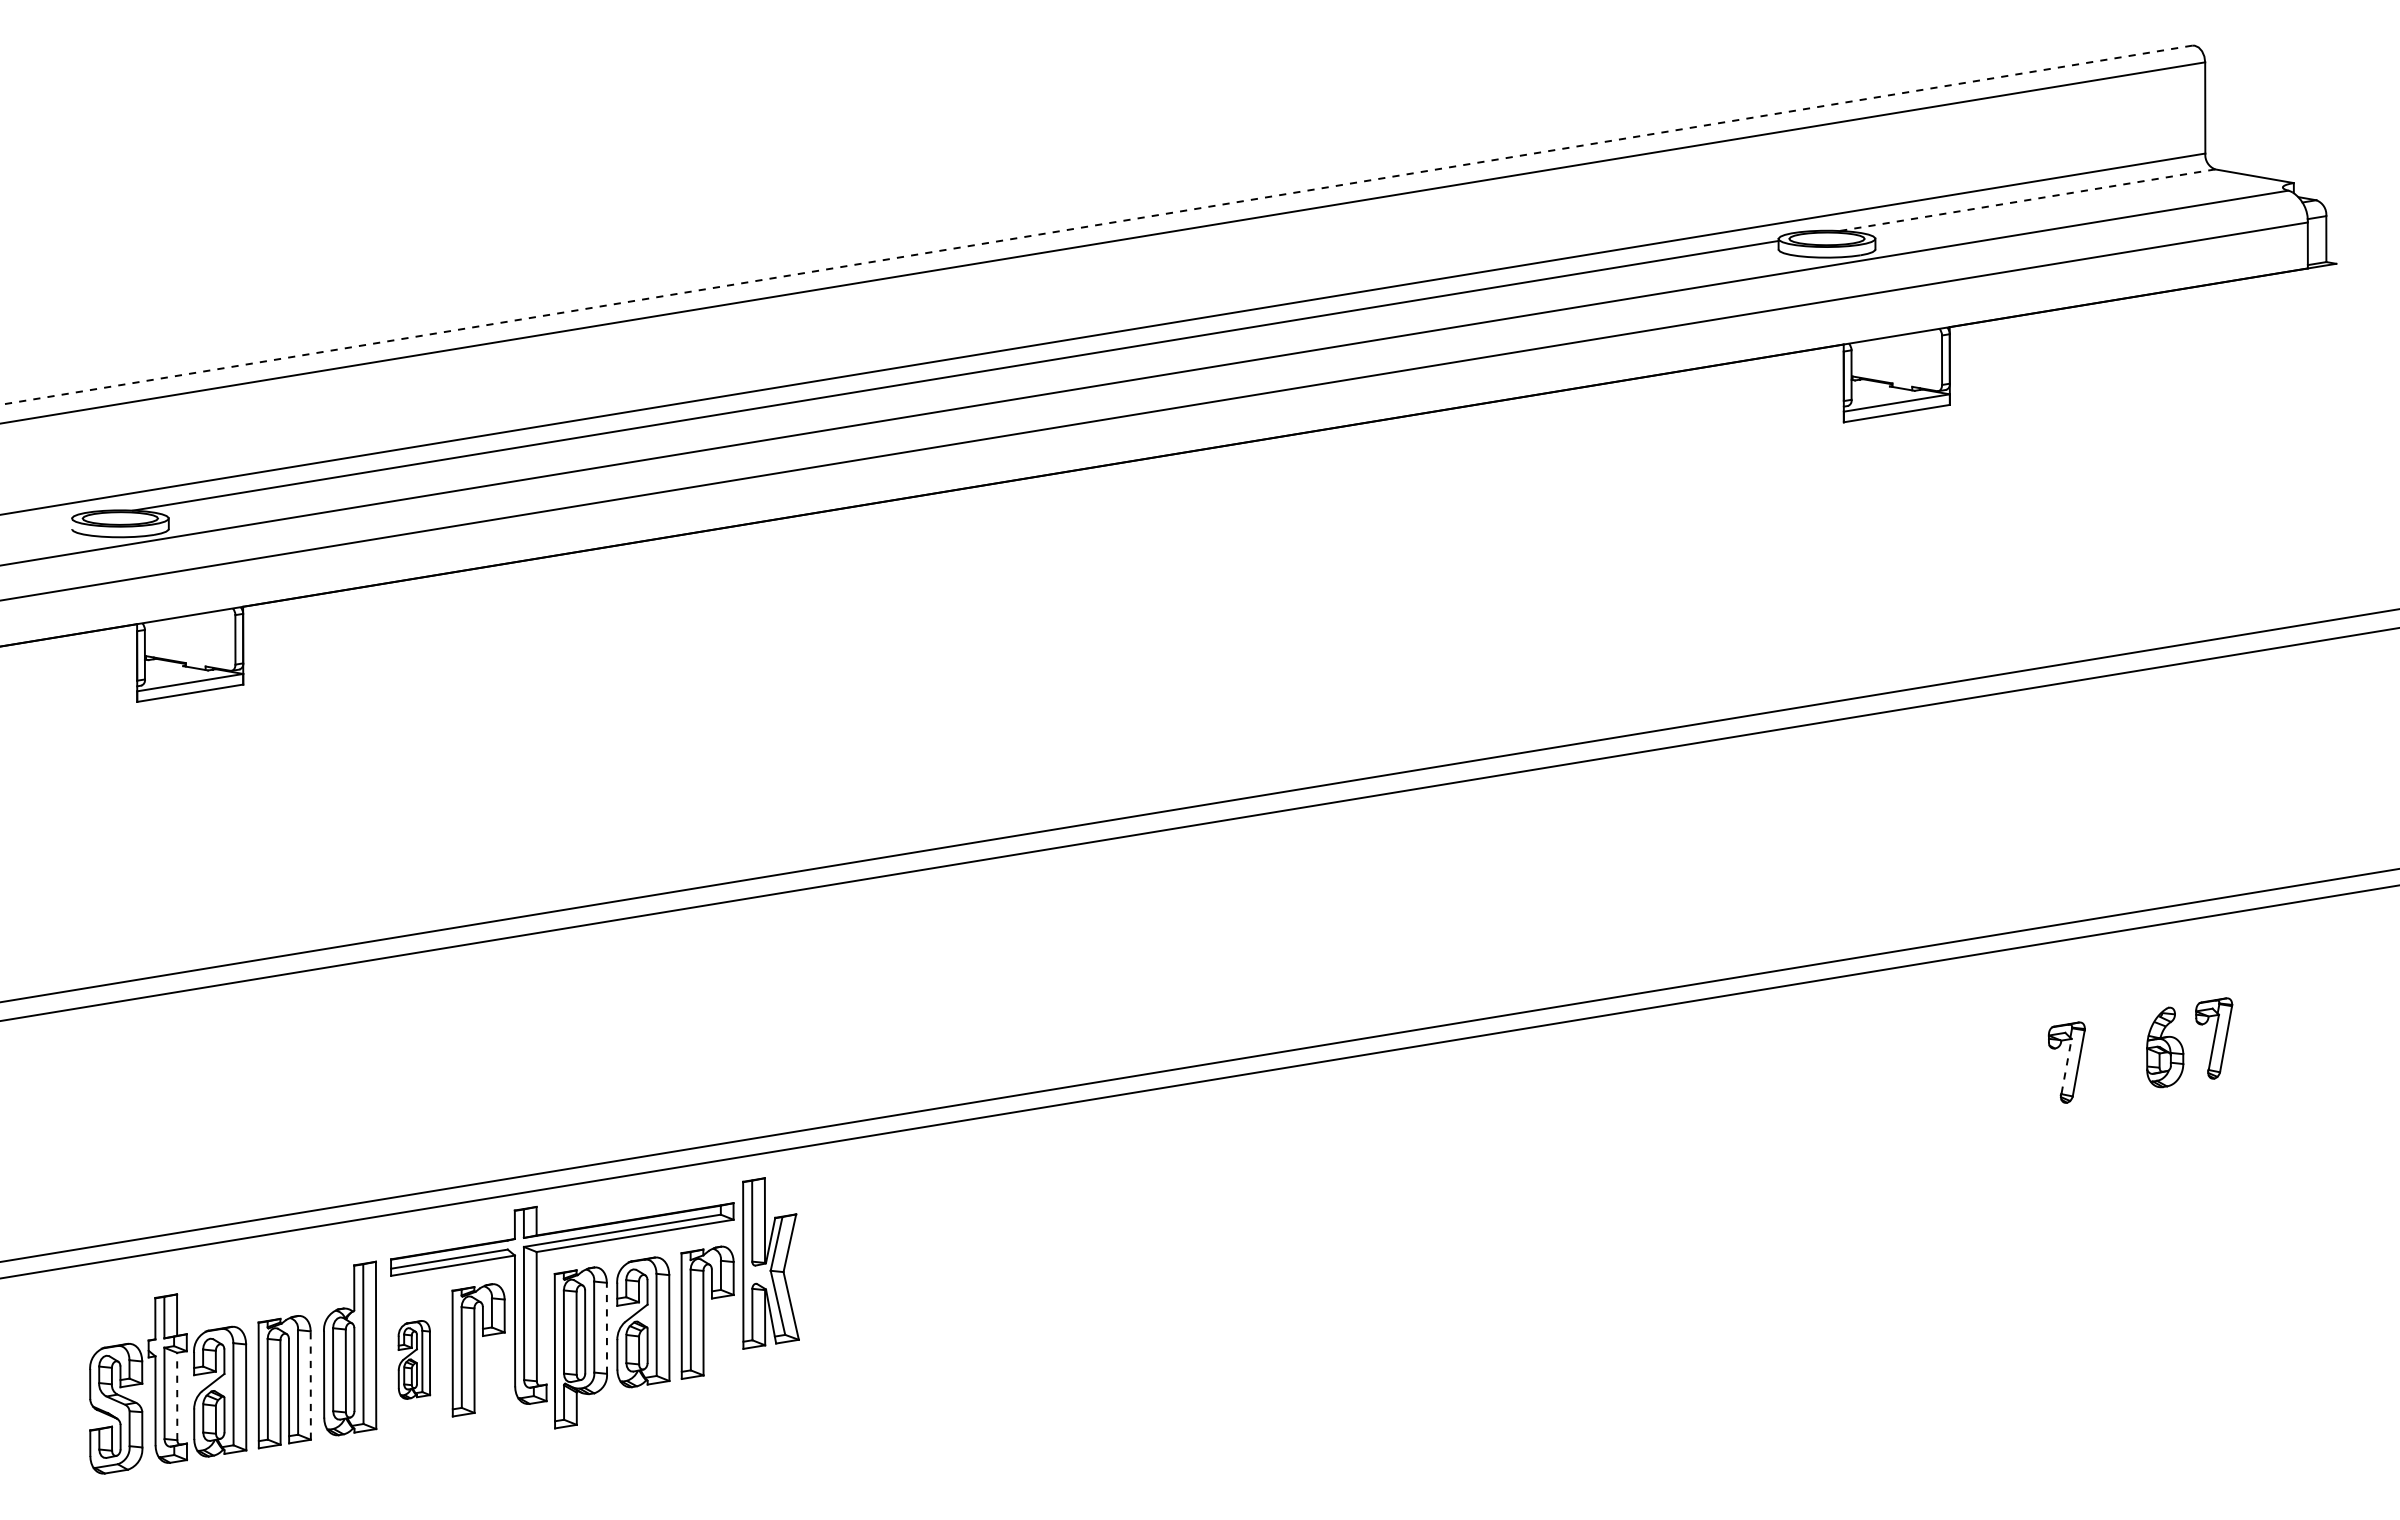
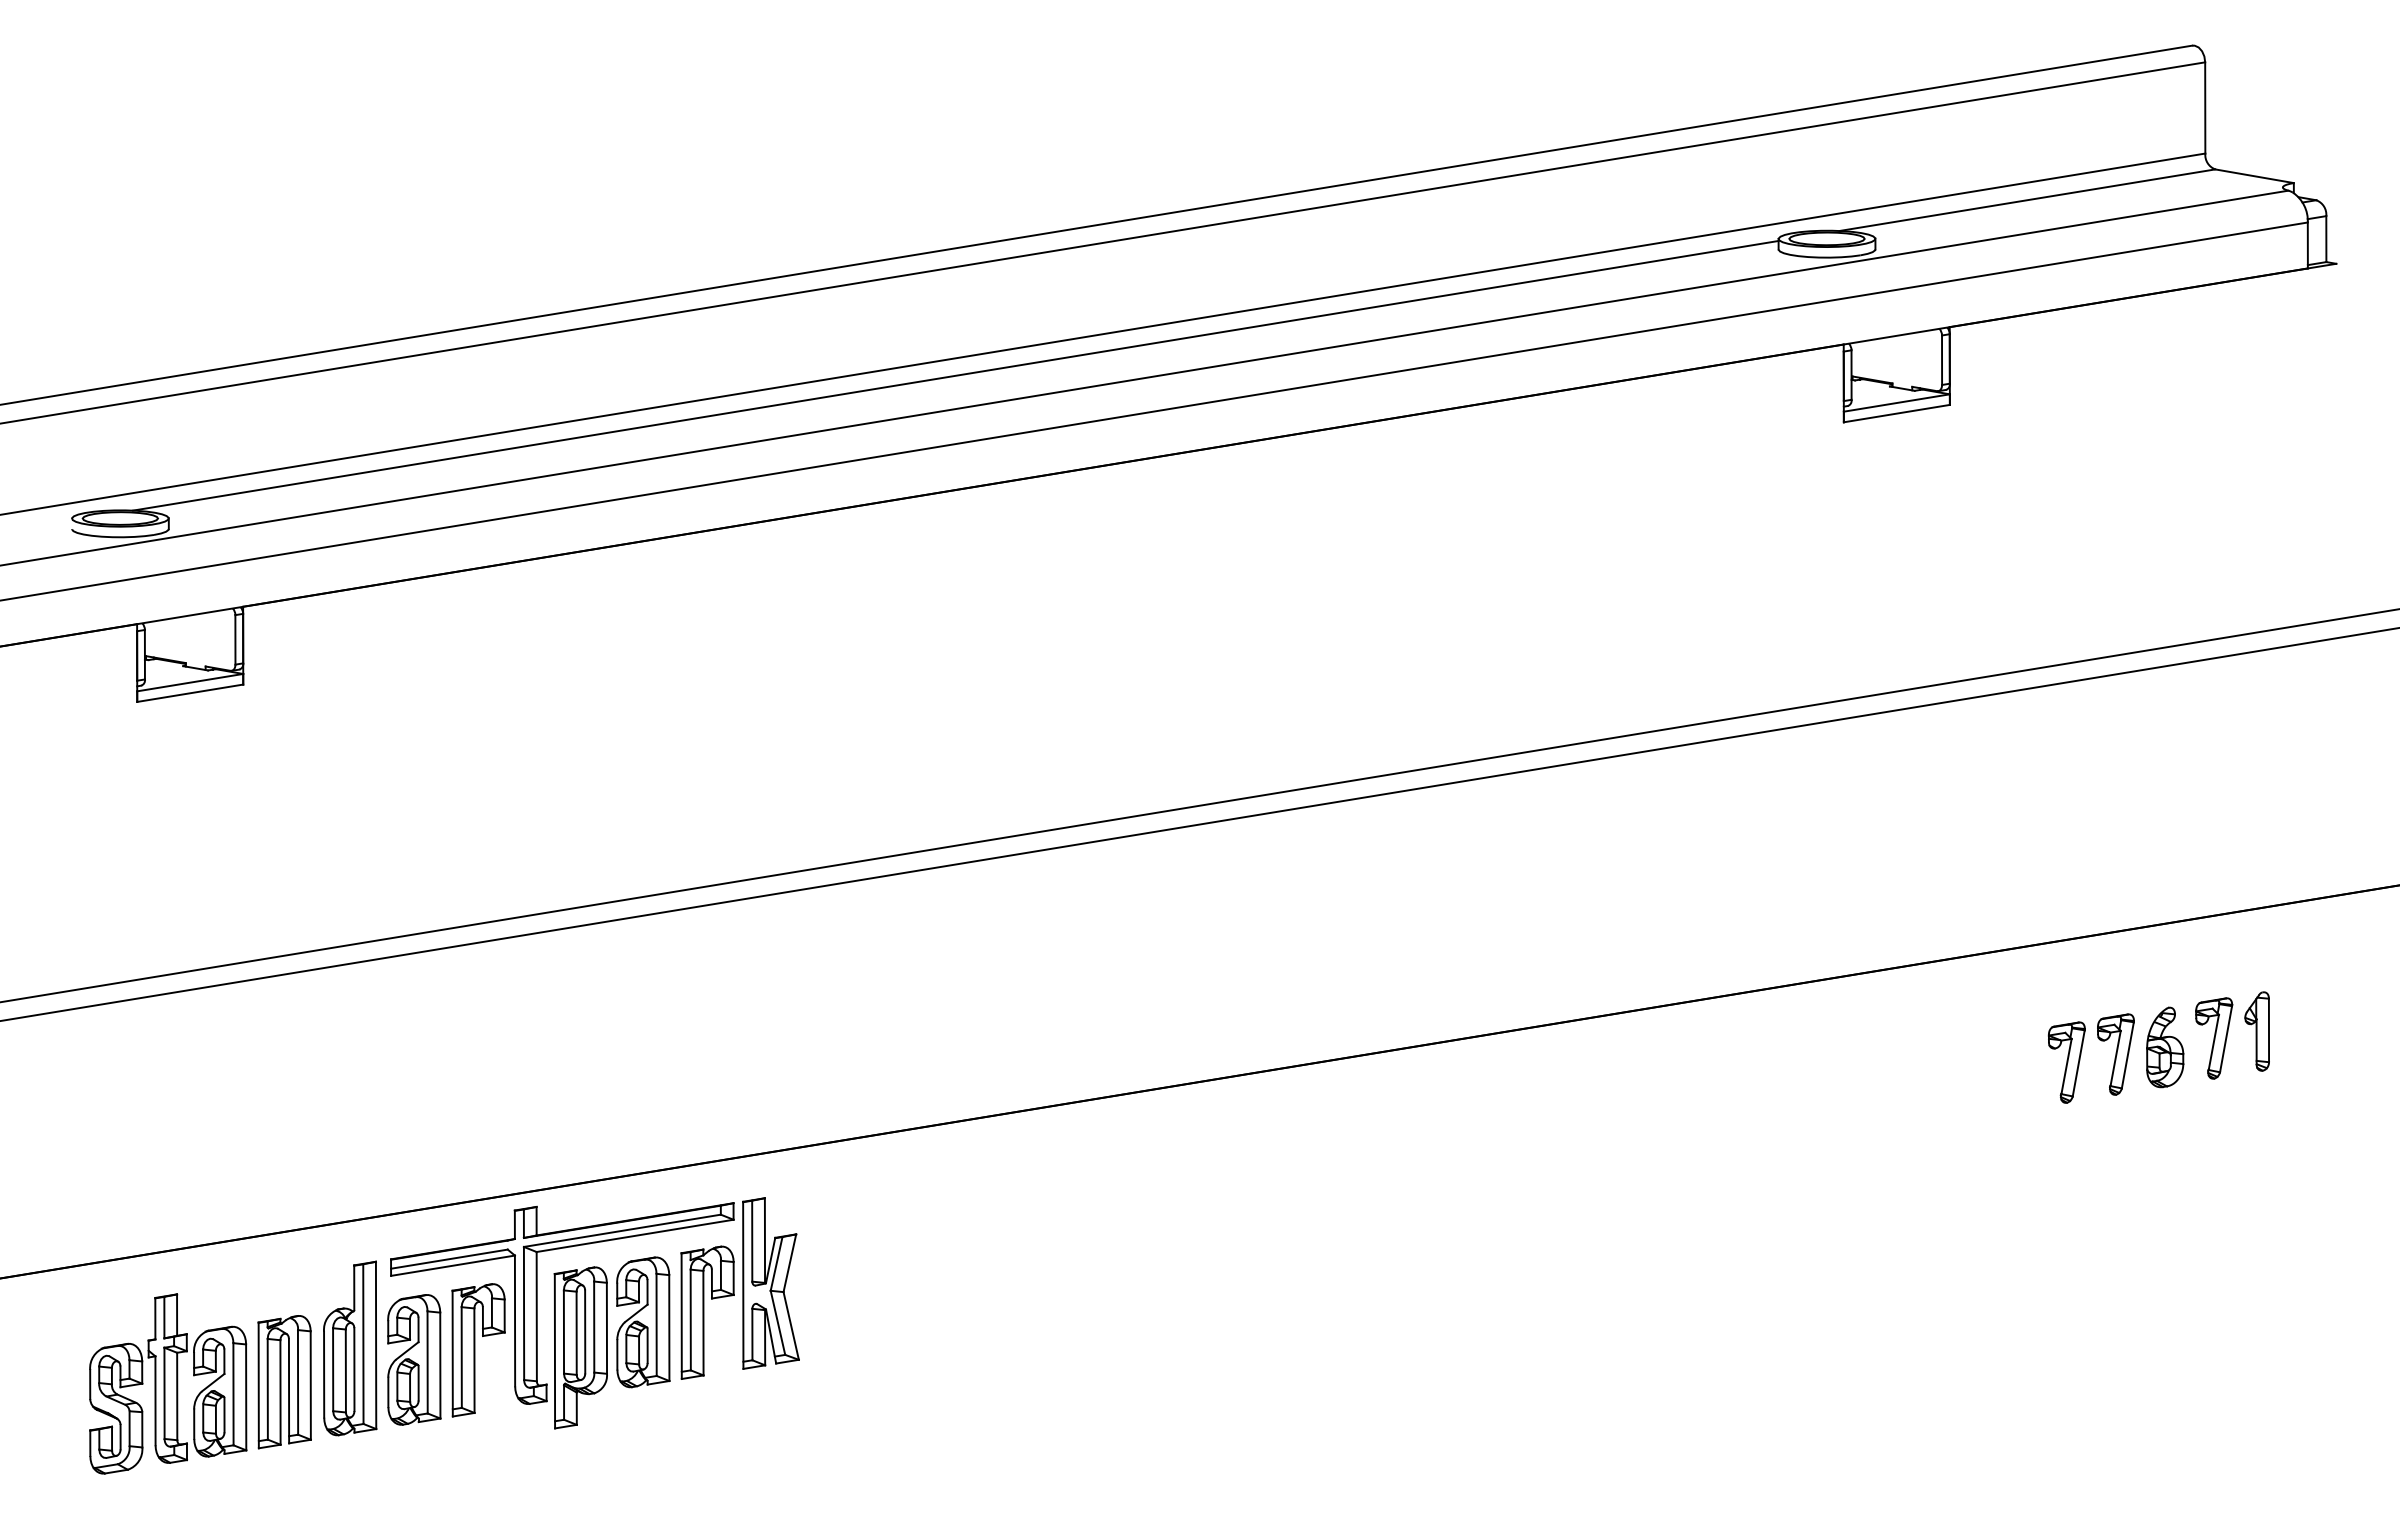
line: dashed -> solid (2026, 200)
line: dashed -> solid (1096, 225)
part: none -> present (2256, 1031)
part: none -> present (2115, 1054)
line position: (1199, 1065) -> (1199, 1081) (1199, 1081)
line: dashed -> solid (2066, 1066)
part position: (770, 1263) -> (770, 1283) (770, 1283)
line: dashed -> solid (606, 1328)
part size: 35x80 px -> 55x132 px (414, 1359)
line: dashed -> solid (310, 1385)
line: dashed -> solid (177, 1396)
